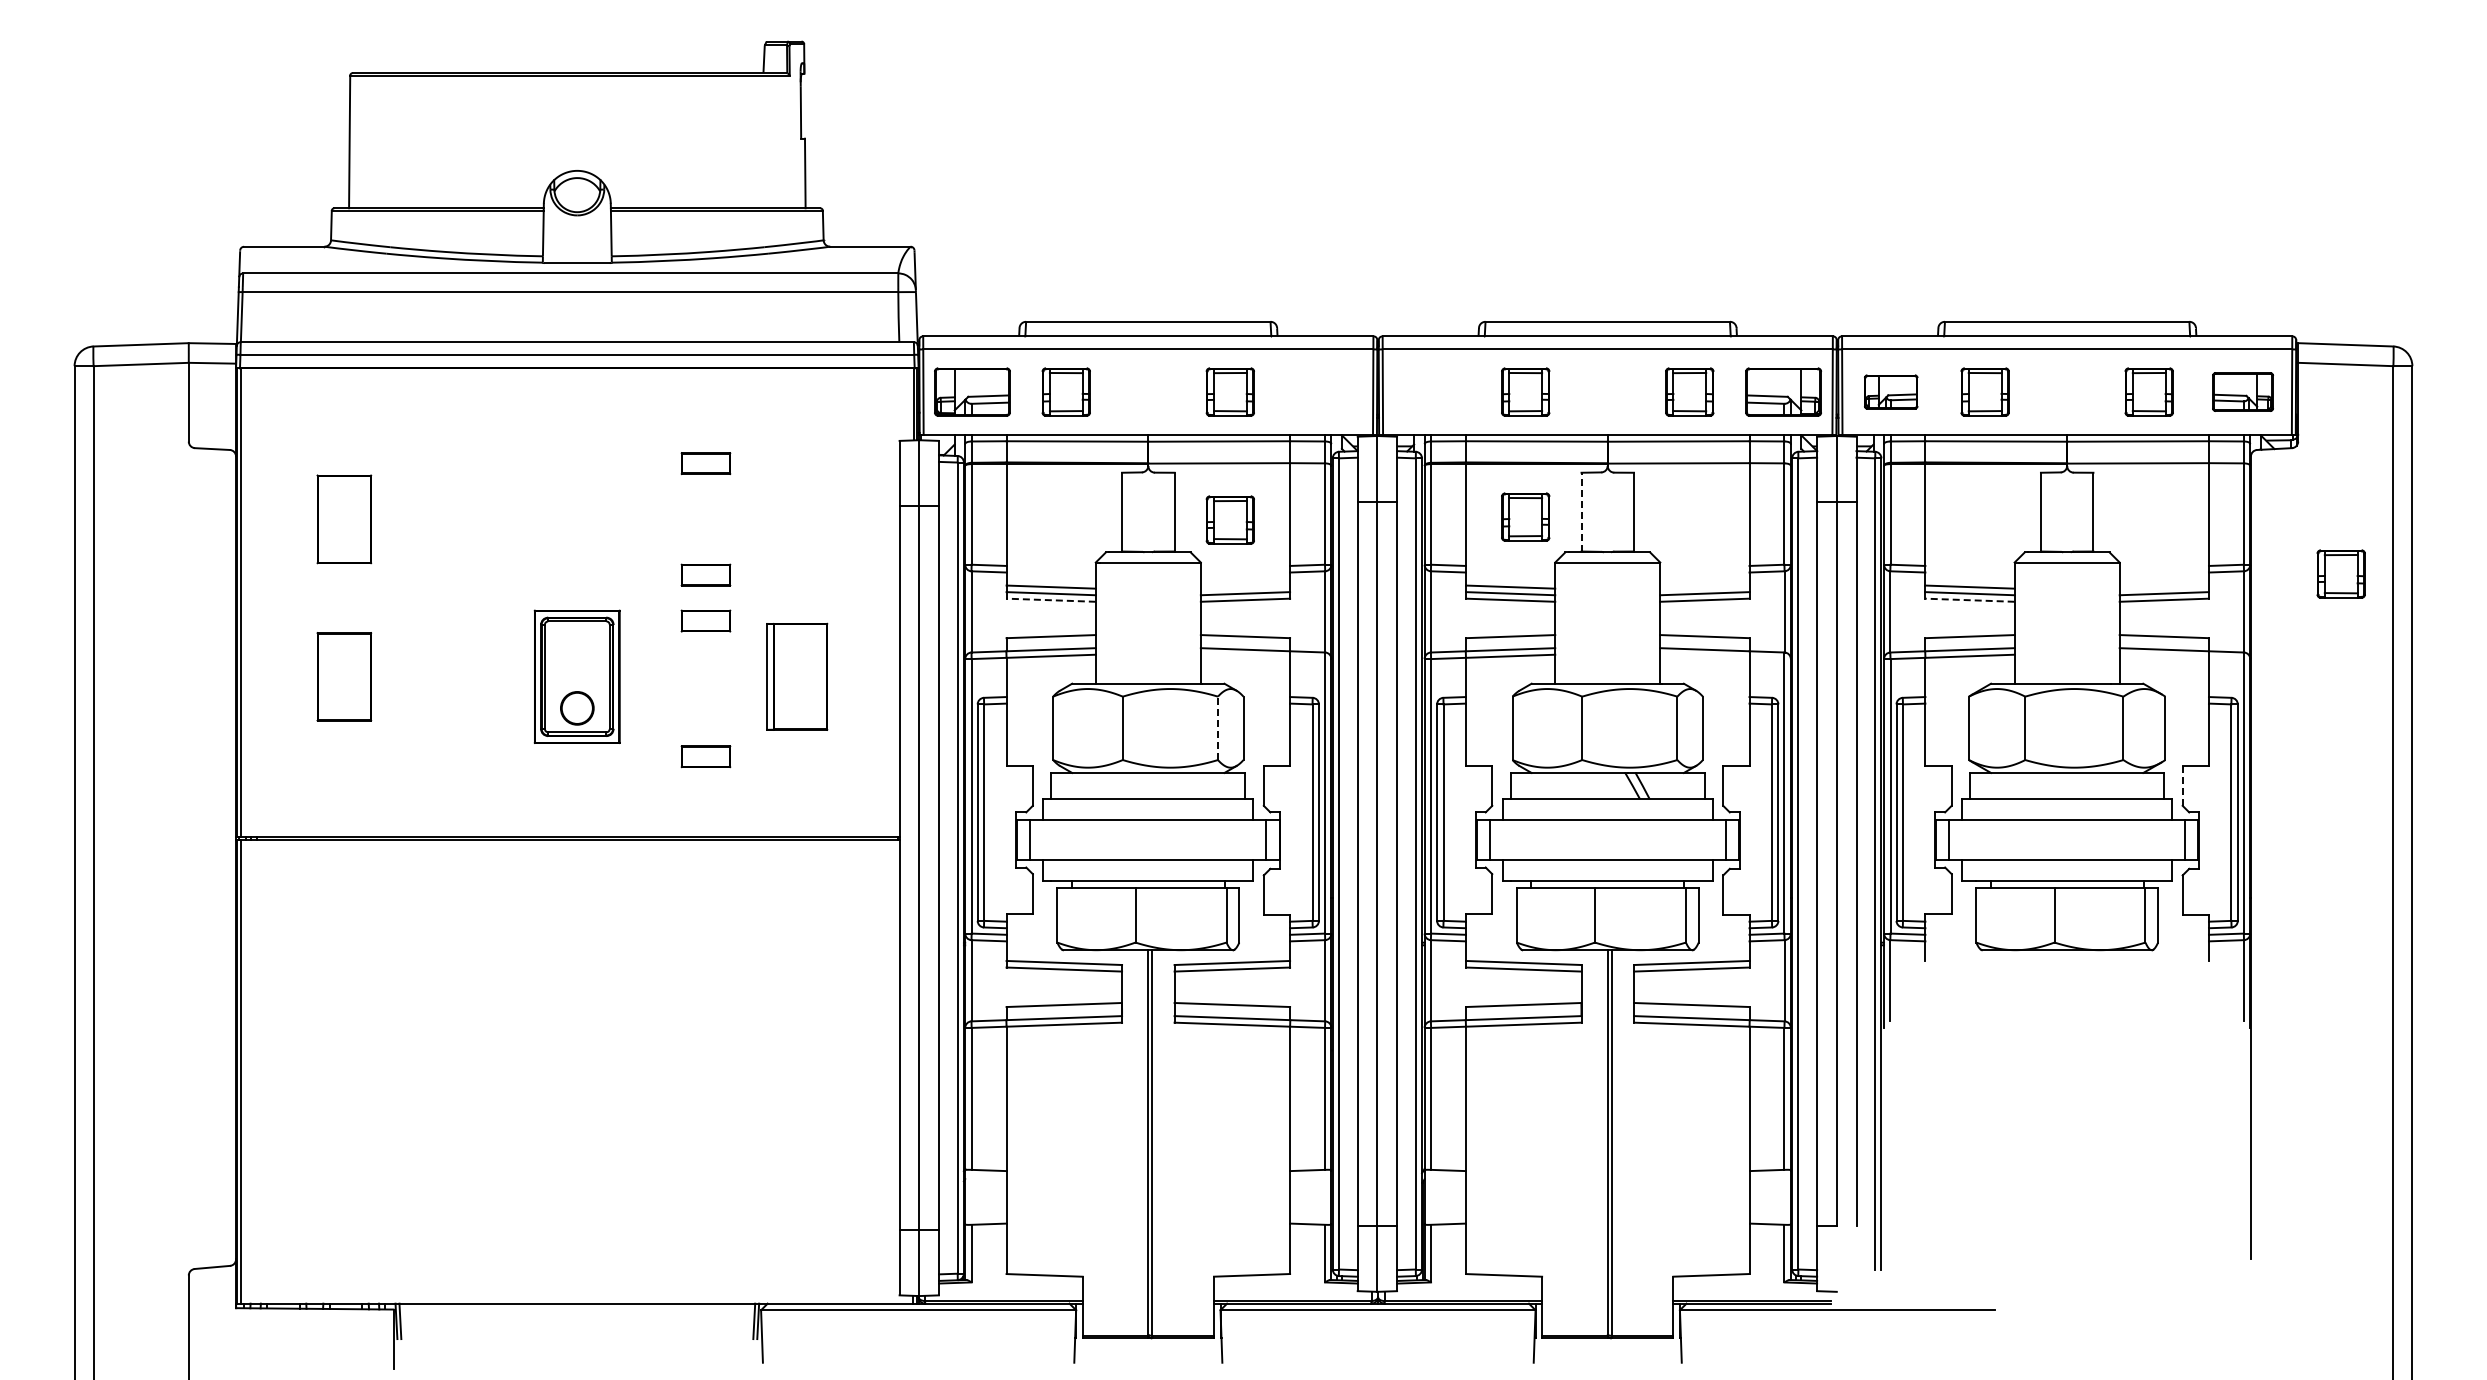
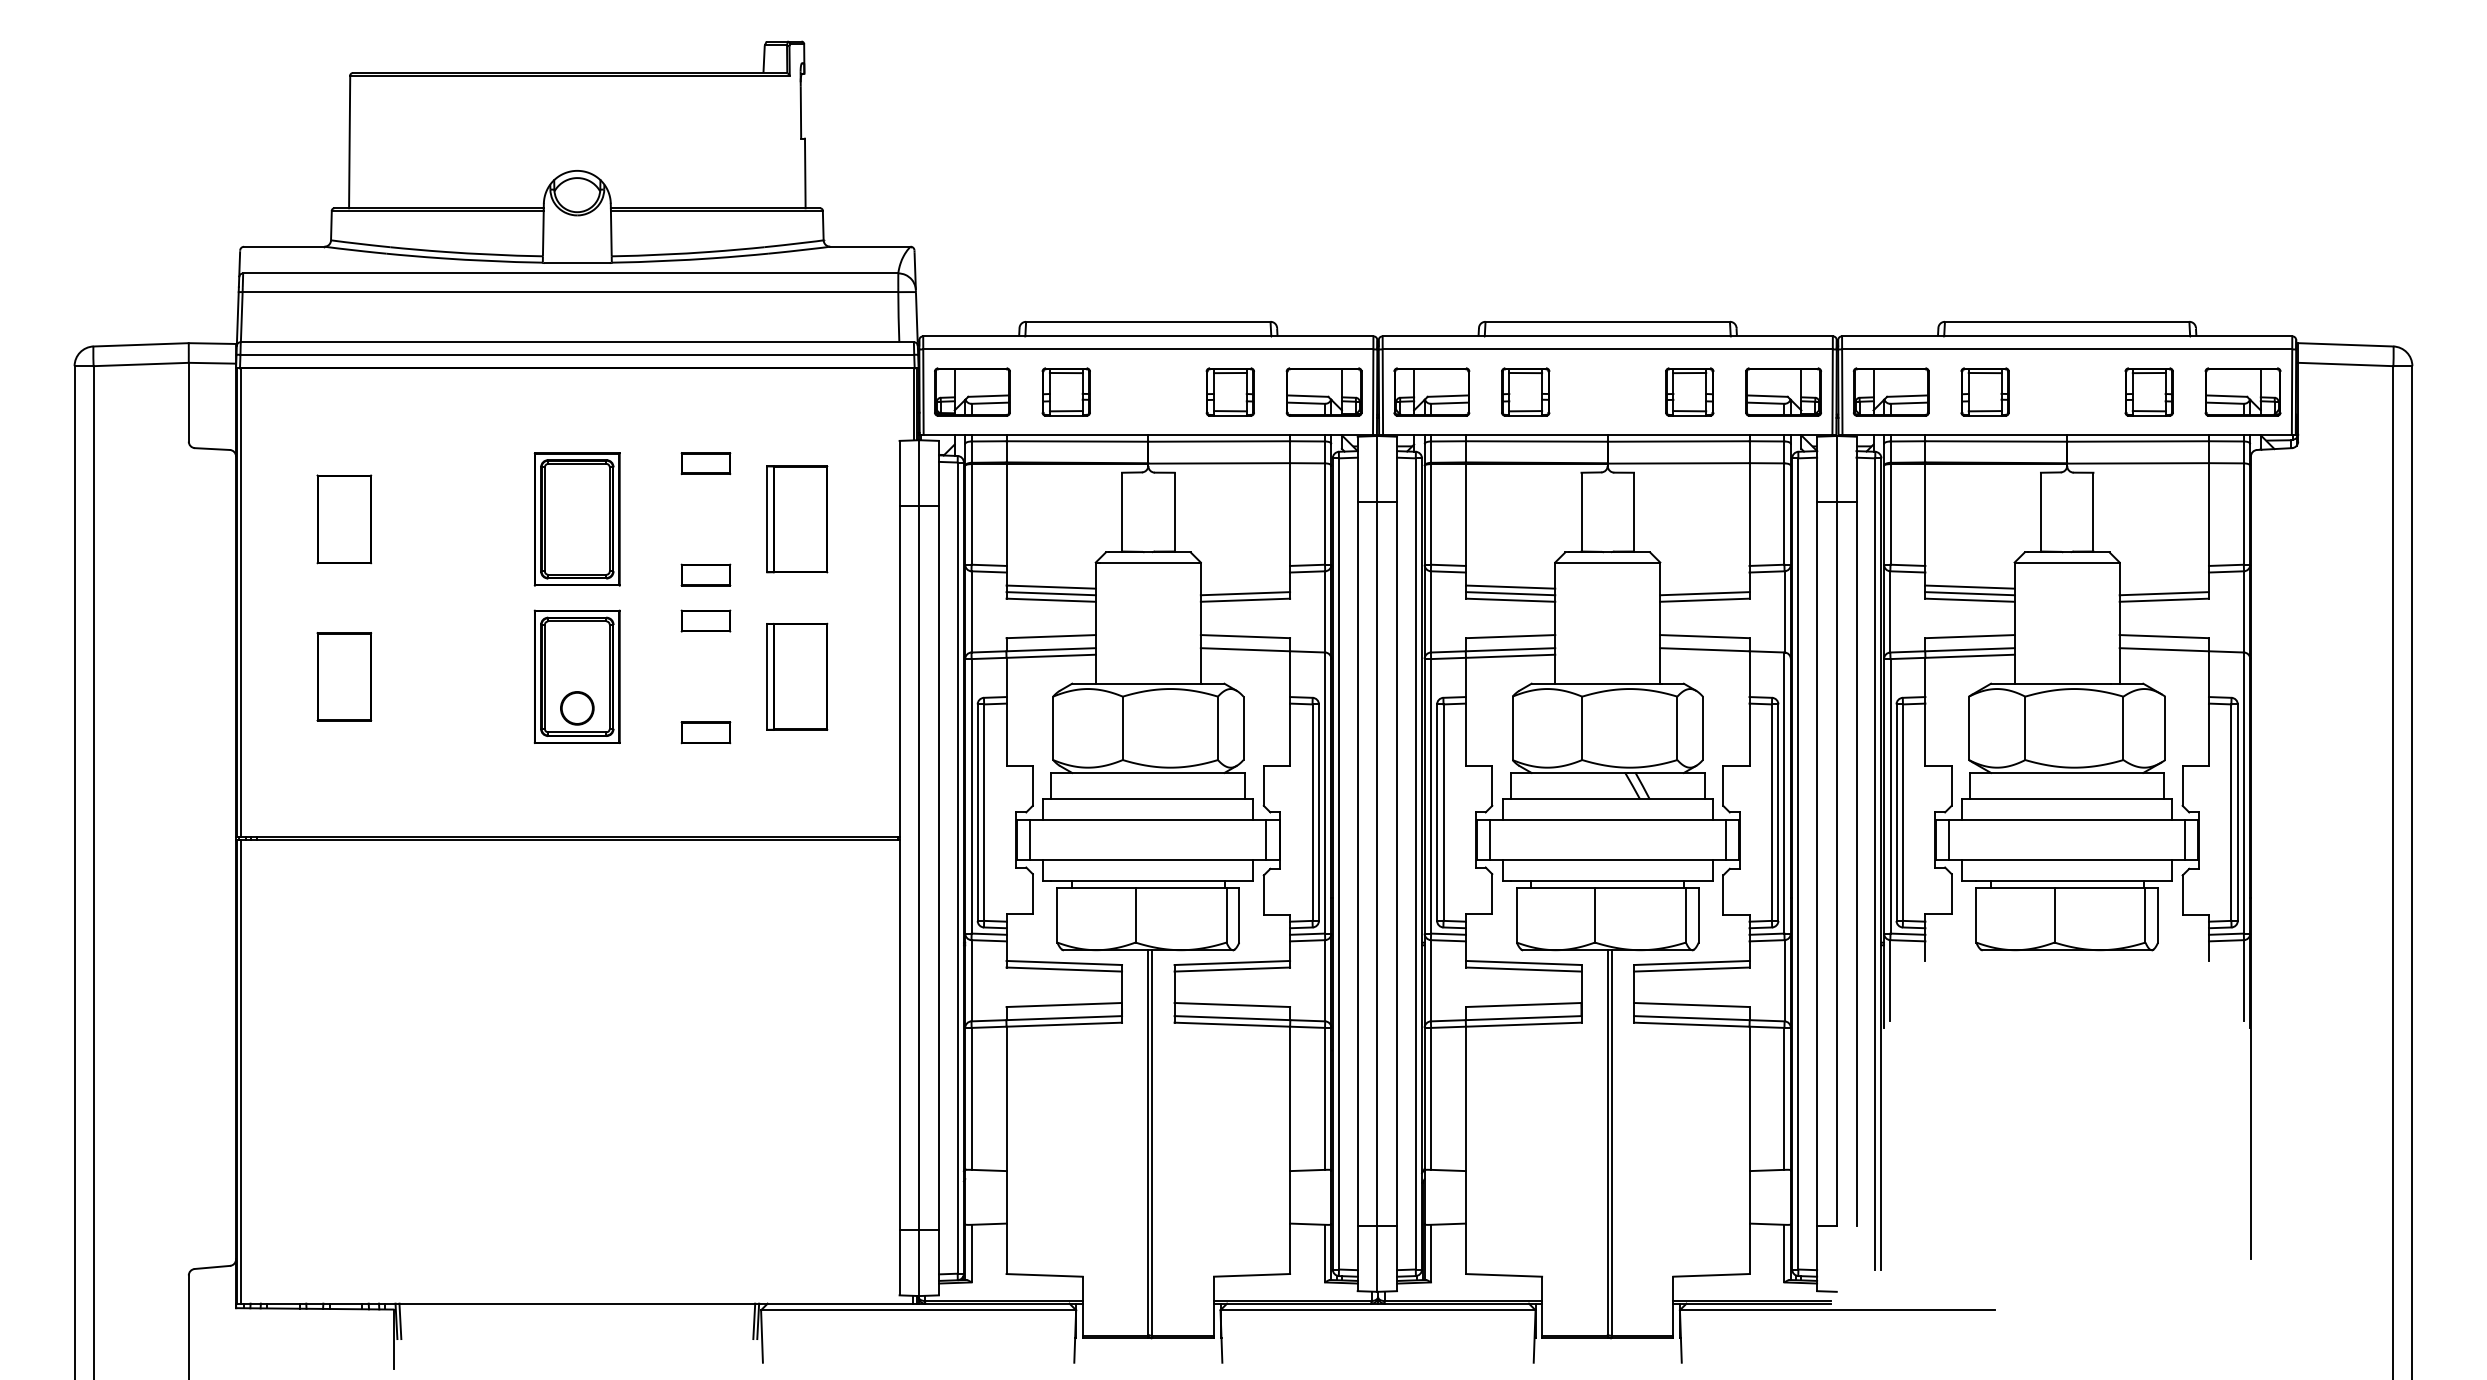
part: none -> present (1323, 391)
part: none -> present (1431, 391)
part size: 55x36 px -> 78x50 px (1890, 391)
part size: 62x40 px -> 78x50 px (2242, 391)
line: dashed -> solid (1581, 511)
part: present -> none (1525, 516)
part: none -> present (576, 519)
part: none -> present (797, 519)
part: present -> none (1229, 519)
part: present -> none (2340, 573)
line: dashed -> solid (1051, 600)
line: dashed -> solid (1970, 600)
line: dashed -> solid (1217, 728)
part position: (705, 756) -> (705, 732) (705, 732)
line: dashed -> solid (2182, 786)
